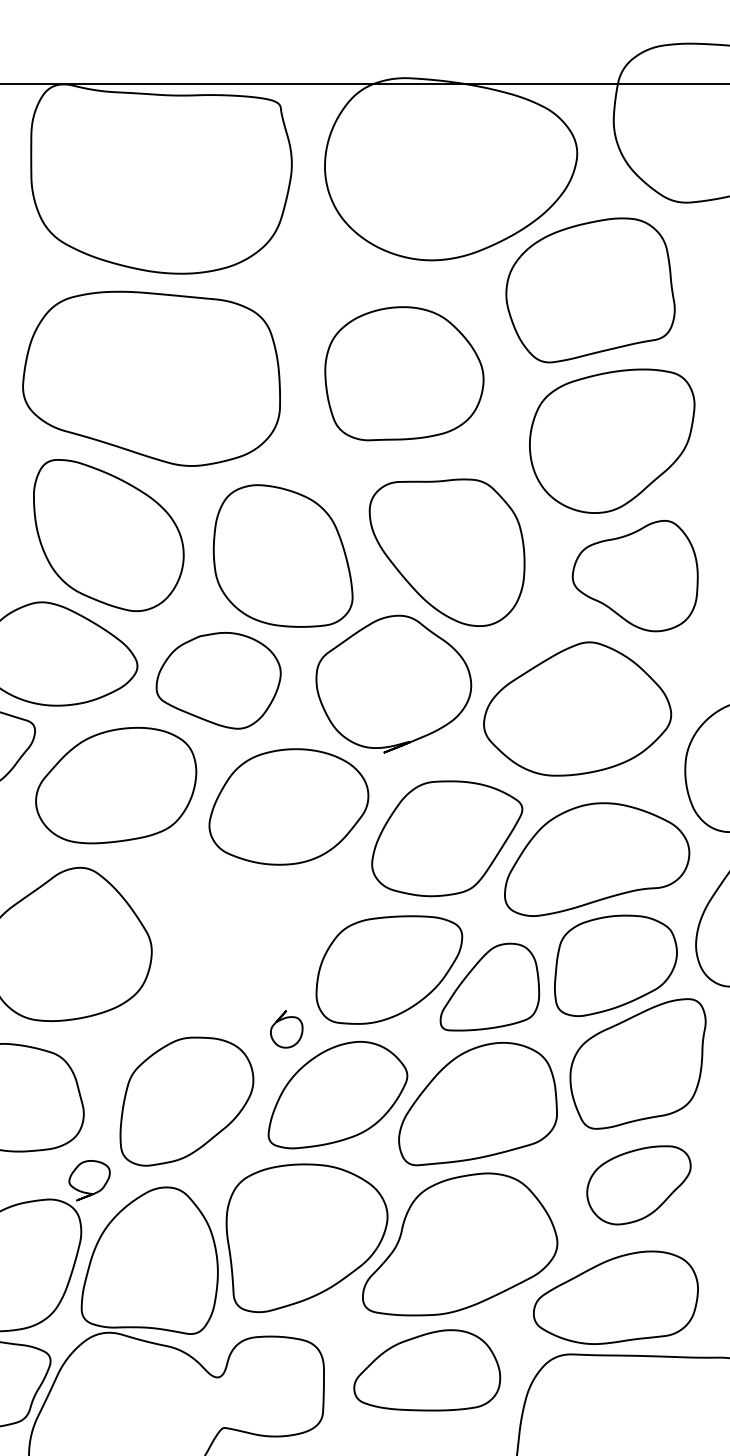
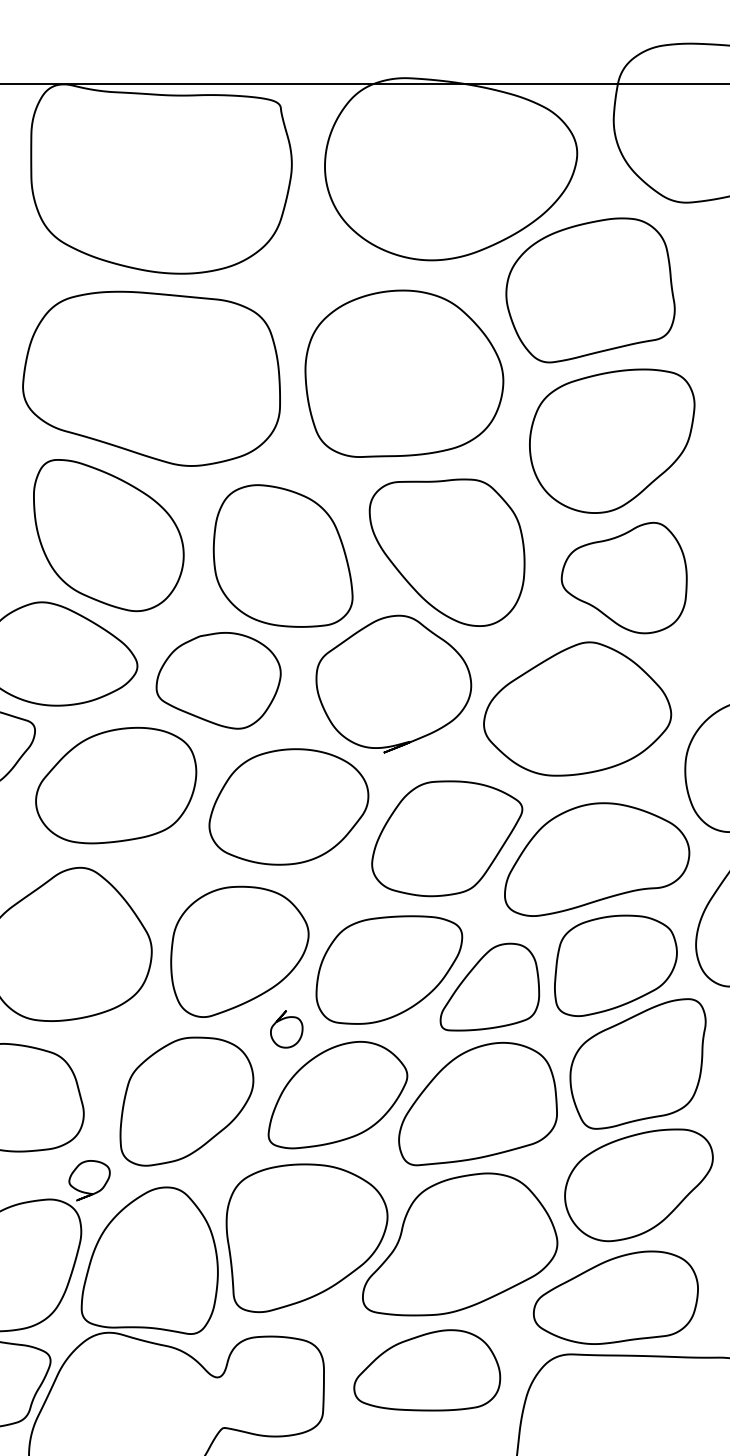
part size: 161x136 px -> 201x169 px (404, 373)
part position: (634, 575) -> (623, 577) (623, 577)
part: none -> present (239, 951)
part size: 106x81 px -> 150x115 px (638, 1185)
